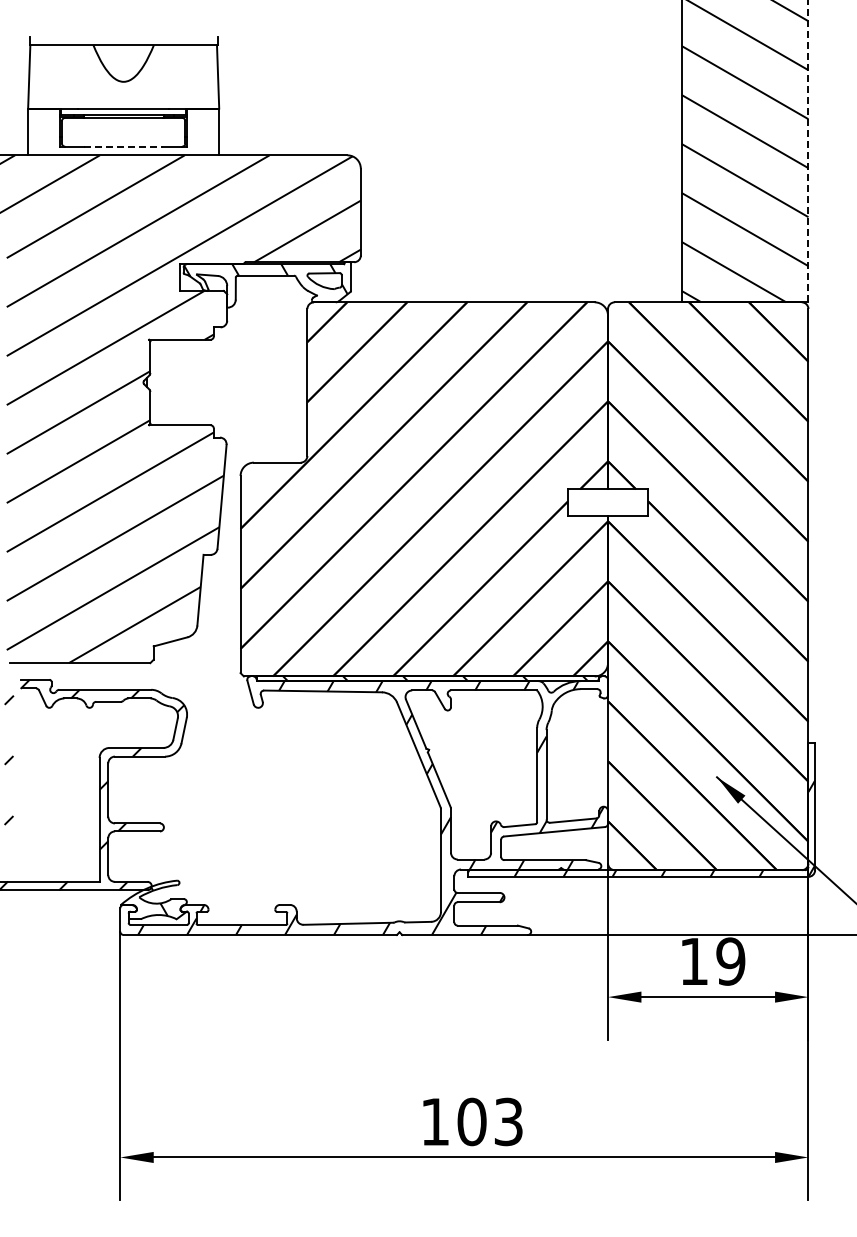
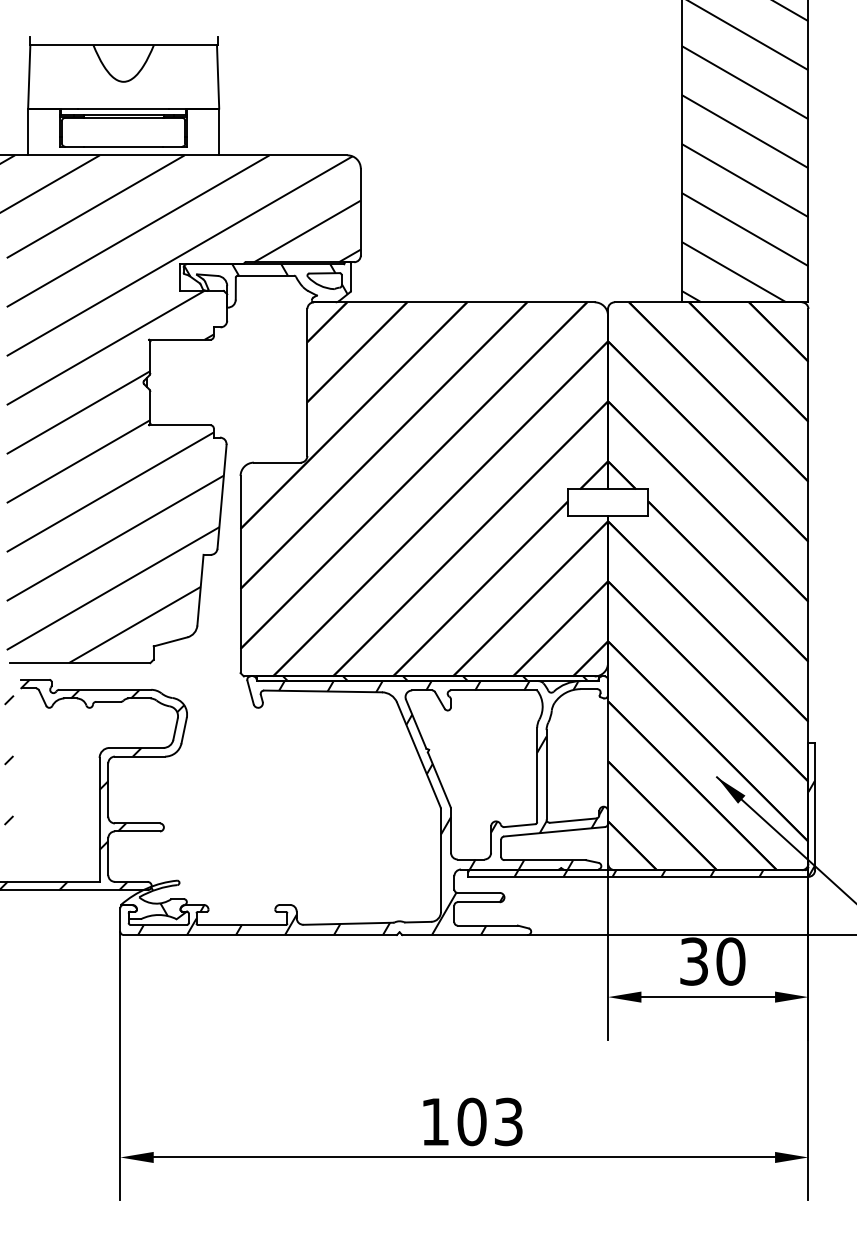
line: dashed -> solid (124, 146)
line: dashed -> solid (808, 151)
text: 19 -> 30 (712, 961)
